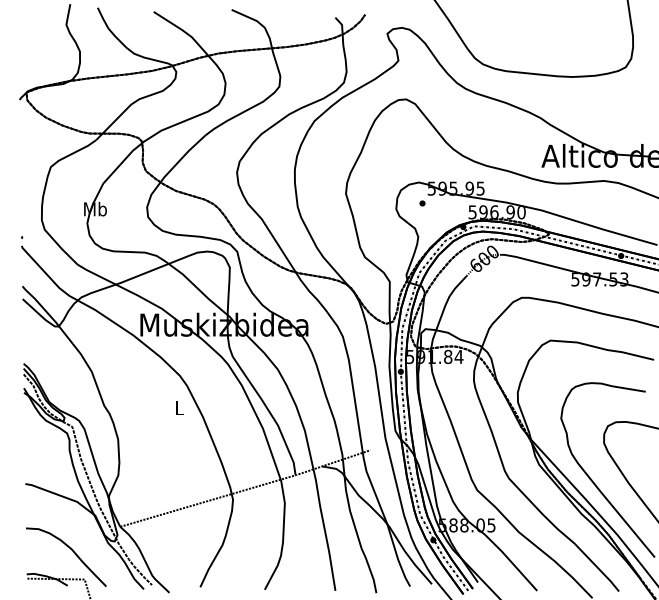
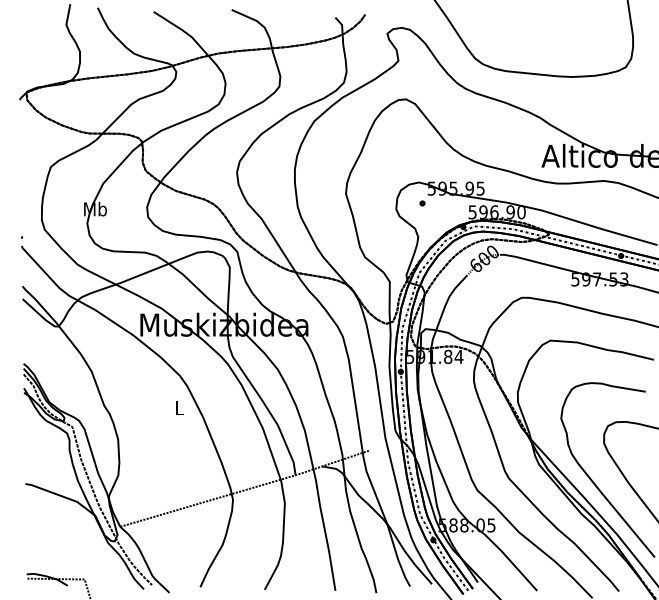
curve: present -> none (71, 550)
